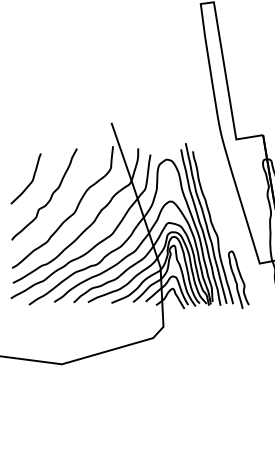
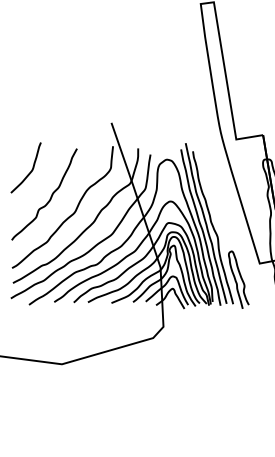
curve position: (31, 180) -> (31, 169) (31, 169)
